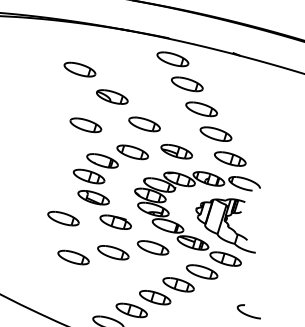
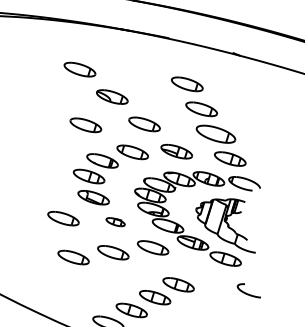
part: present -> none (172, 59)
part size: 34x16 px -> 42x20 px (215, 133)
part size: 33x16 px -> 21x11 px (115, 222)
part: present -> none (201, 271)
curve position: (246, 313) -> (246, 292) (246, 292)
